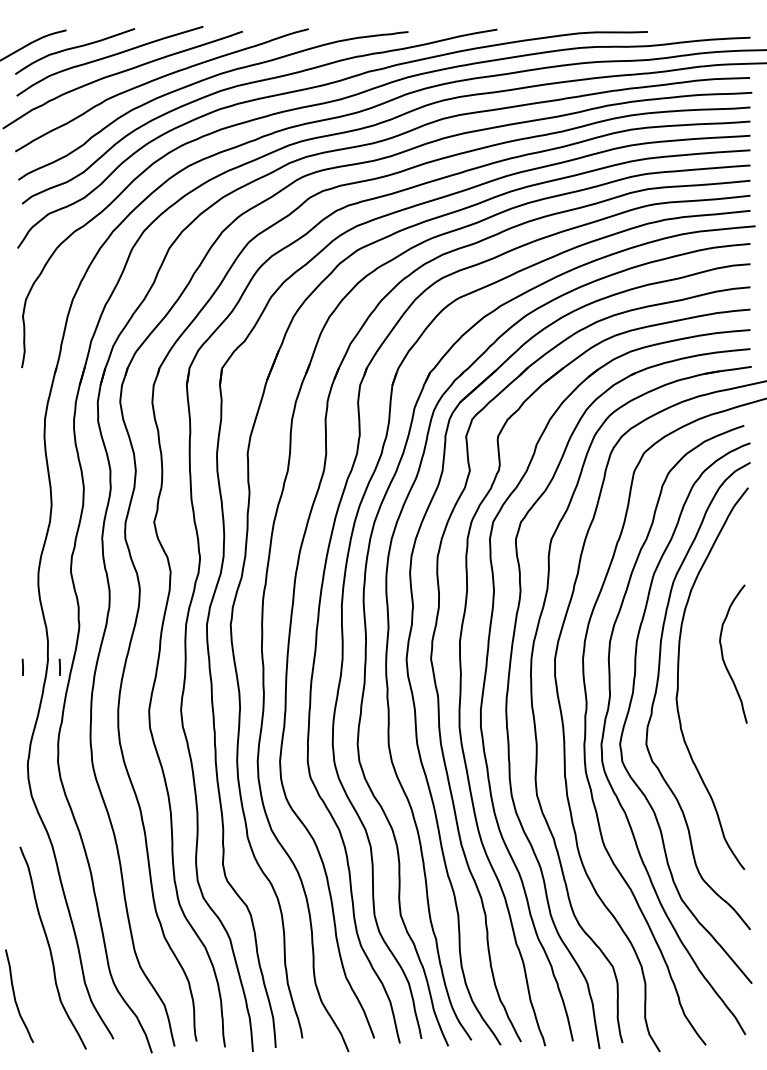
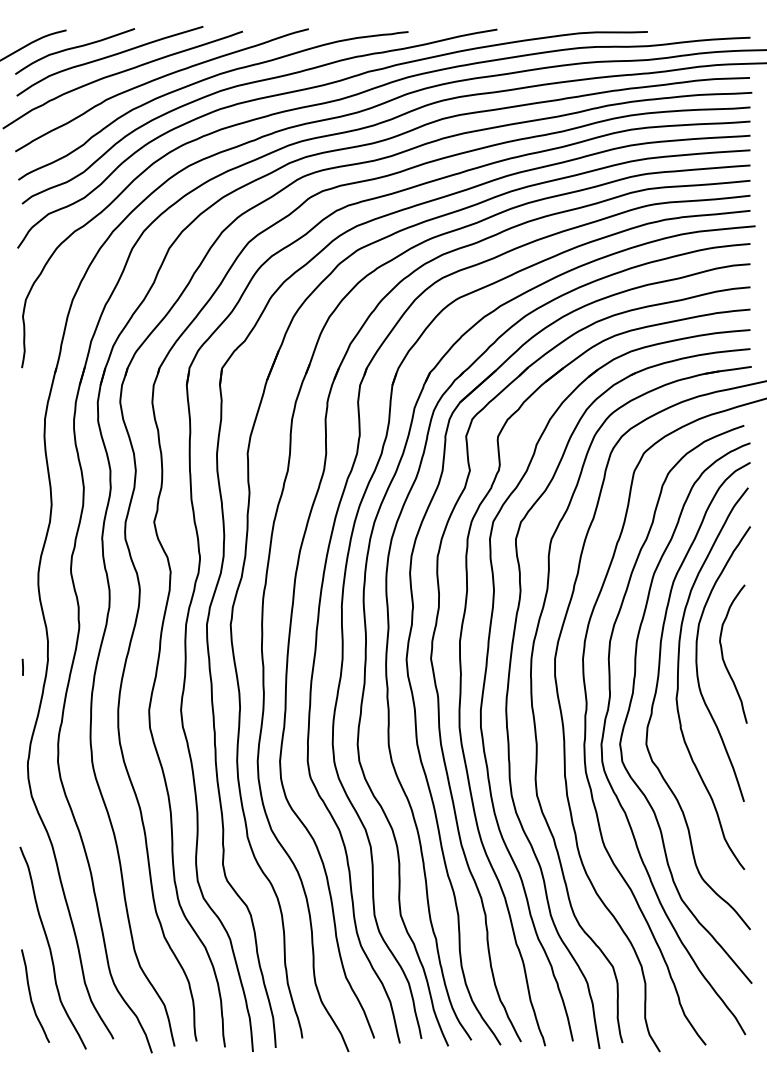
curve: none -> present (697, 663)
line: present -> none (59, 666)
curve position: (15, 995) -> (31, 995) (31, 995)
